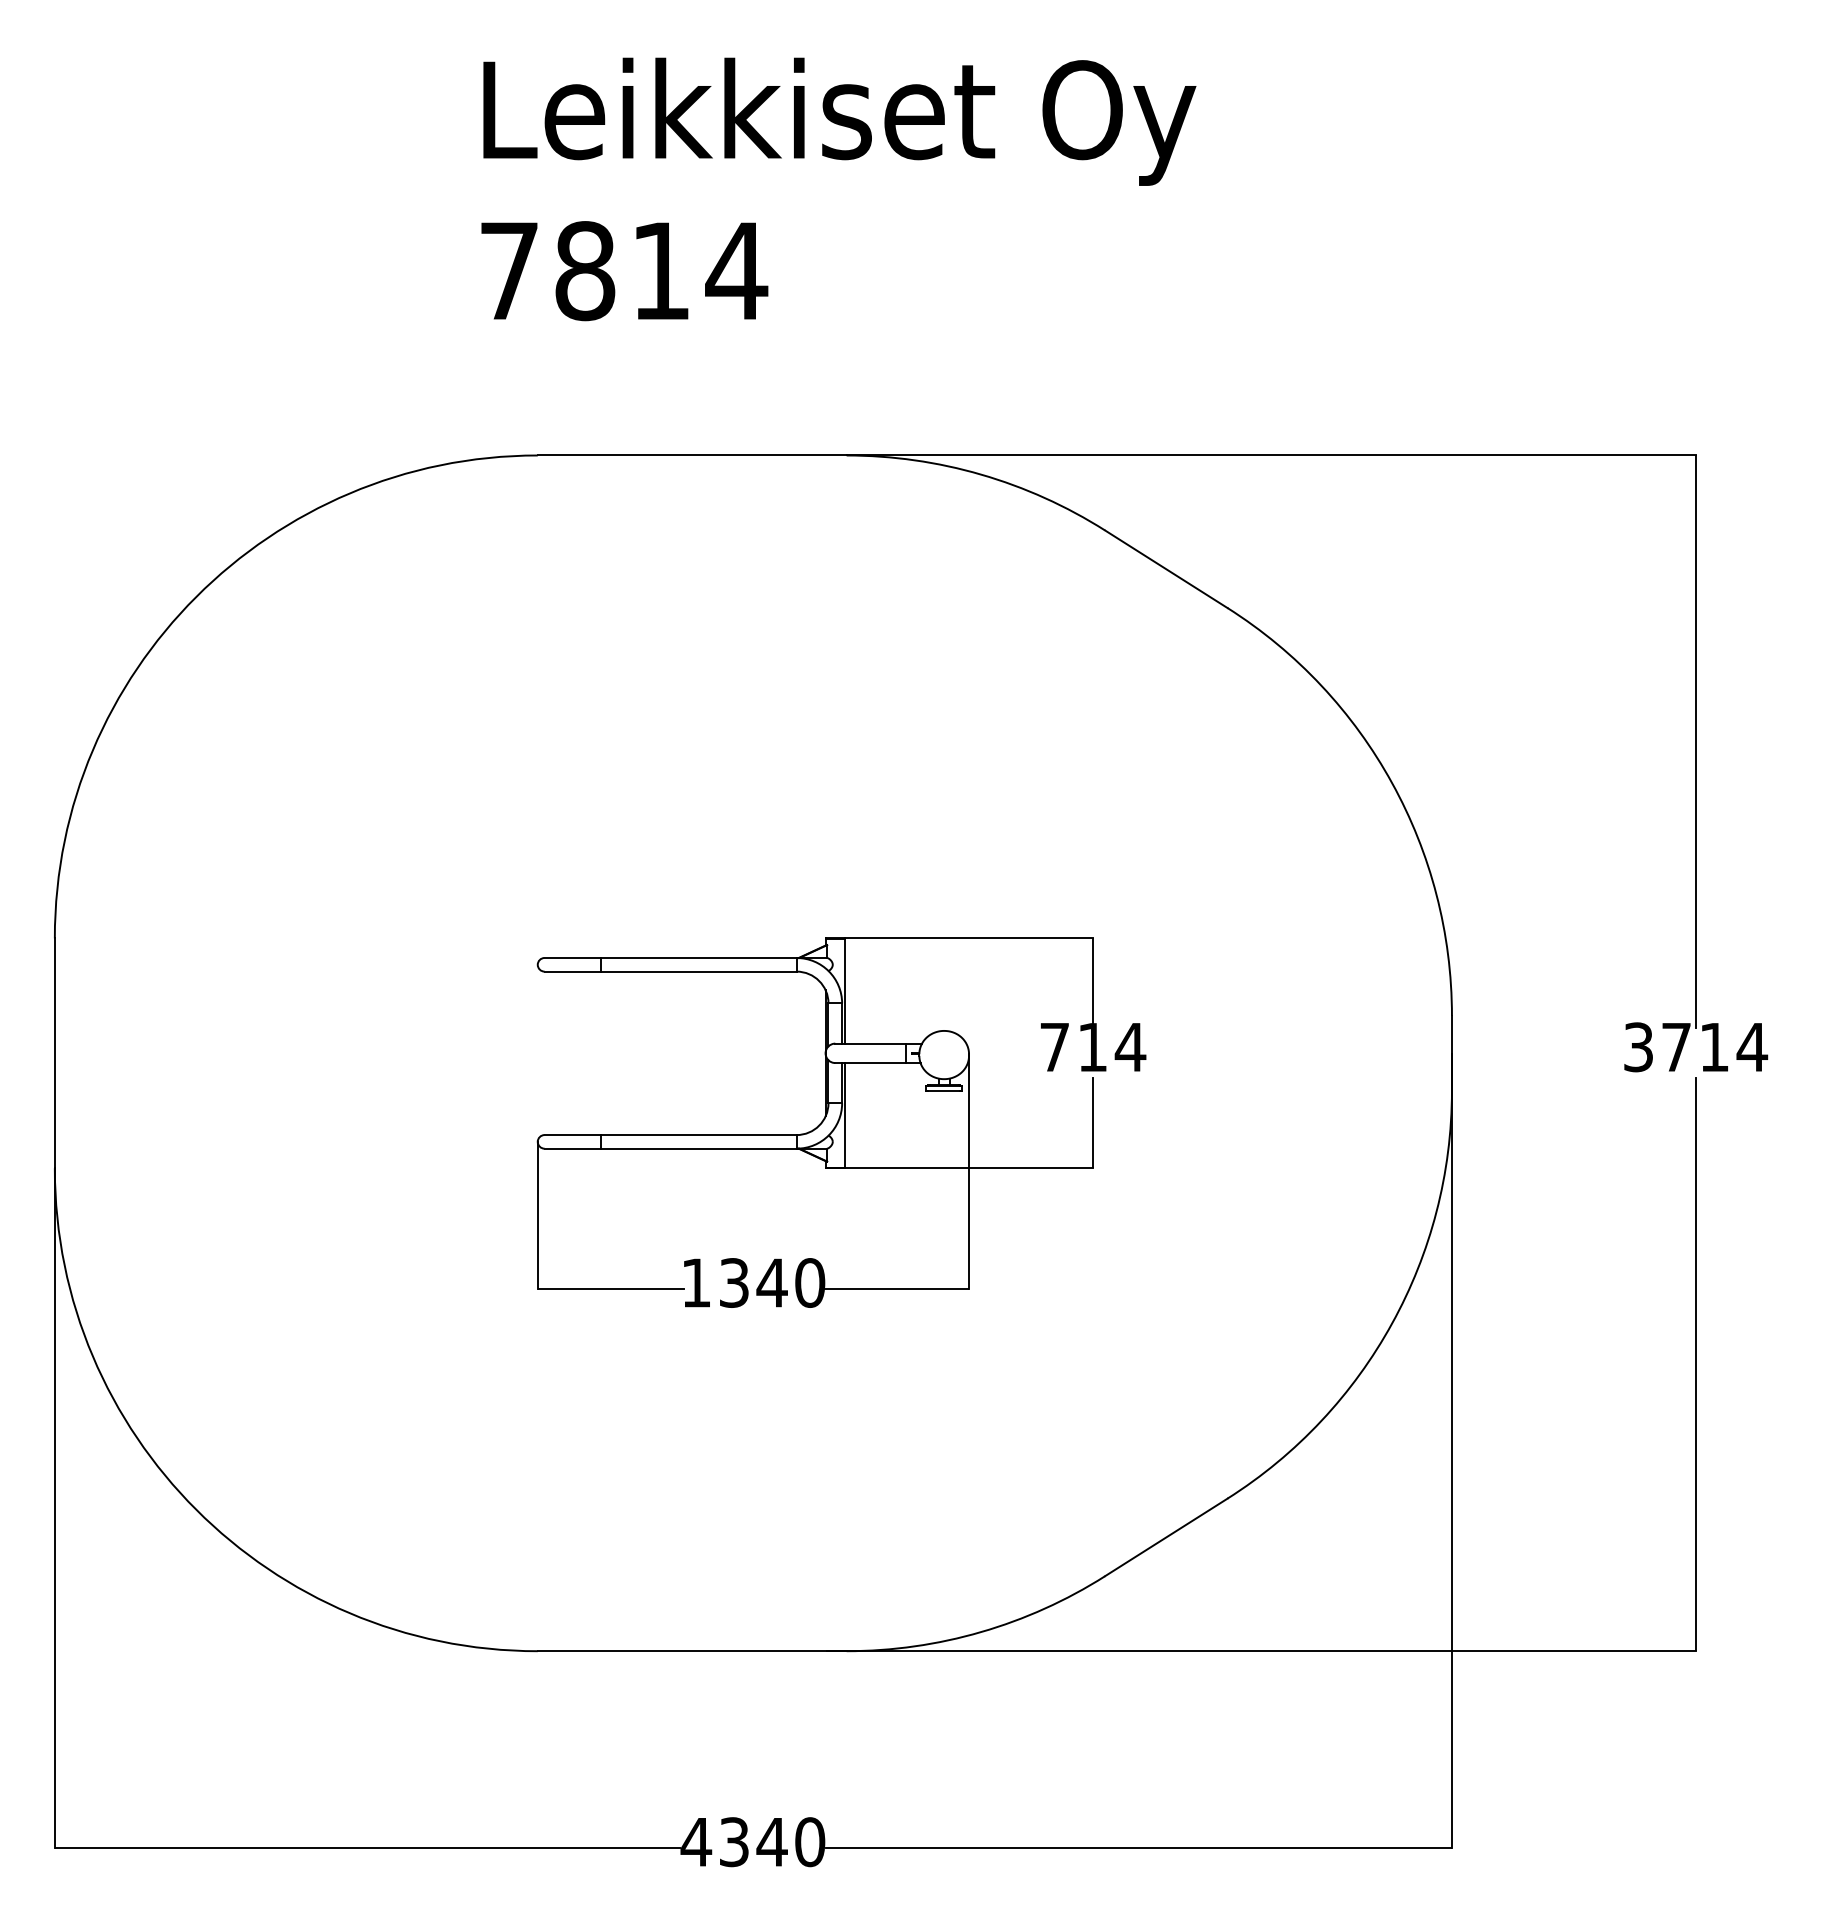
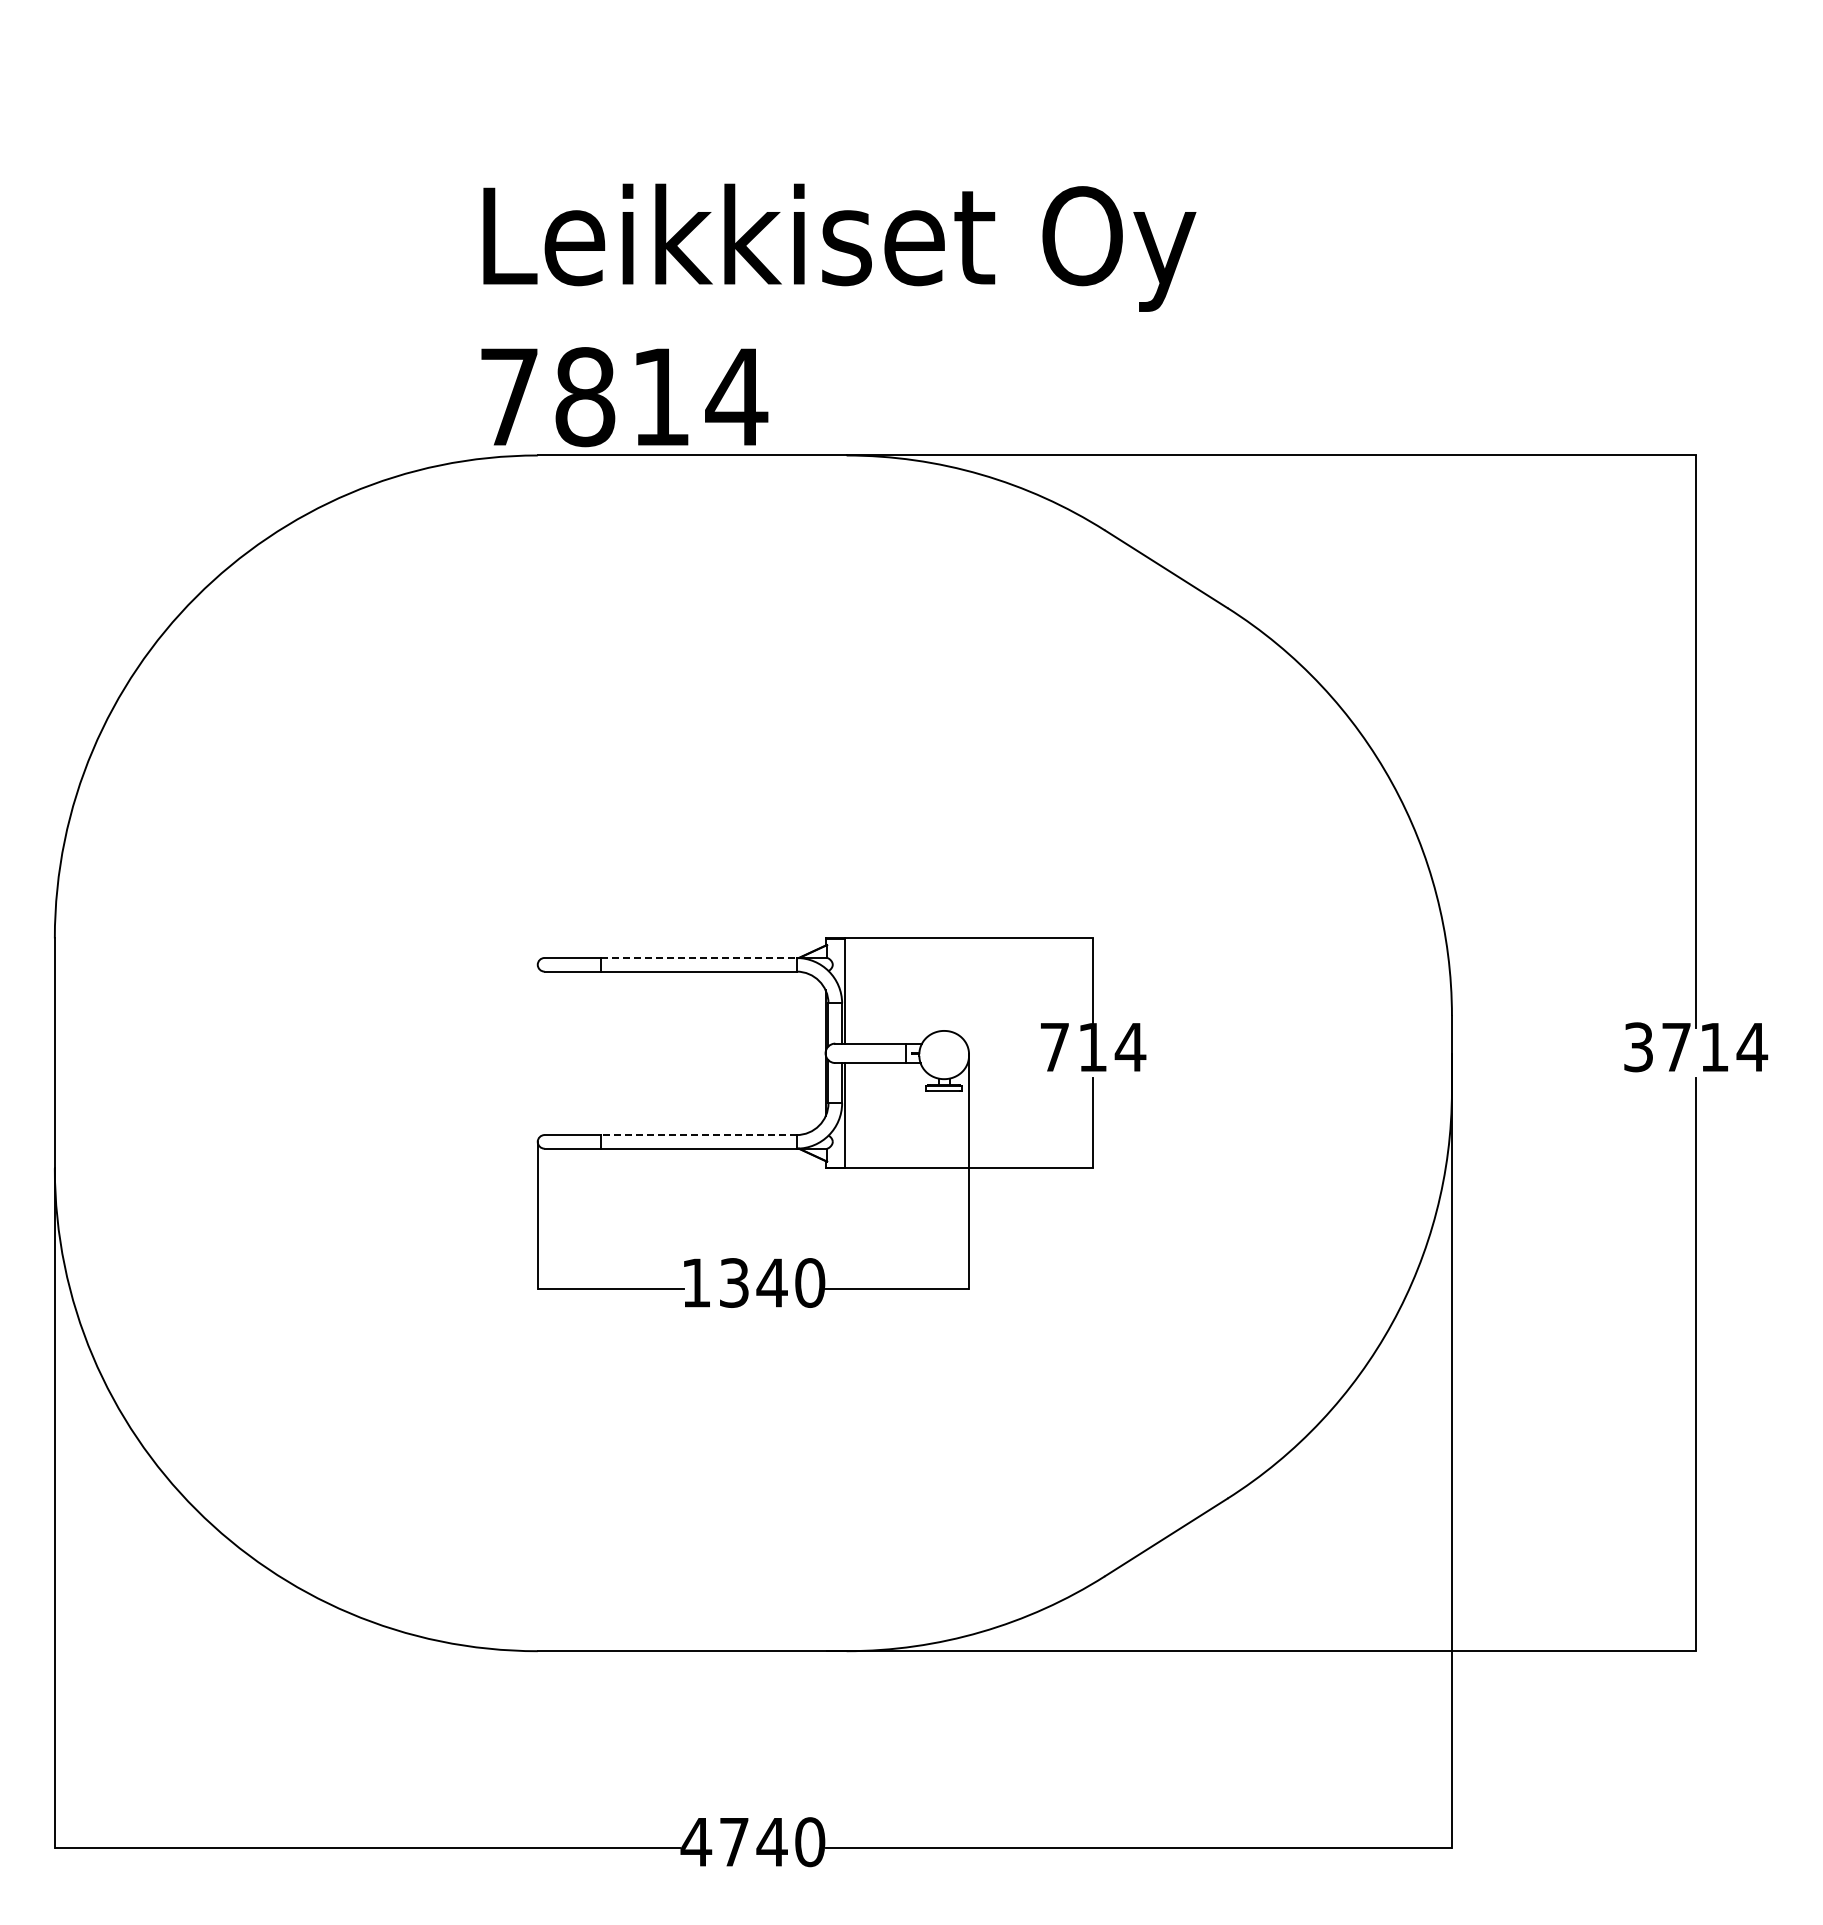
text position: (838, 189) -> (838, 315) (838, 315)
line: solid -> dashed (698, 957)
line: solid -> dashed (698, 1135)
text: 4340 -> 4740 (734, 1842)
